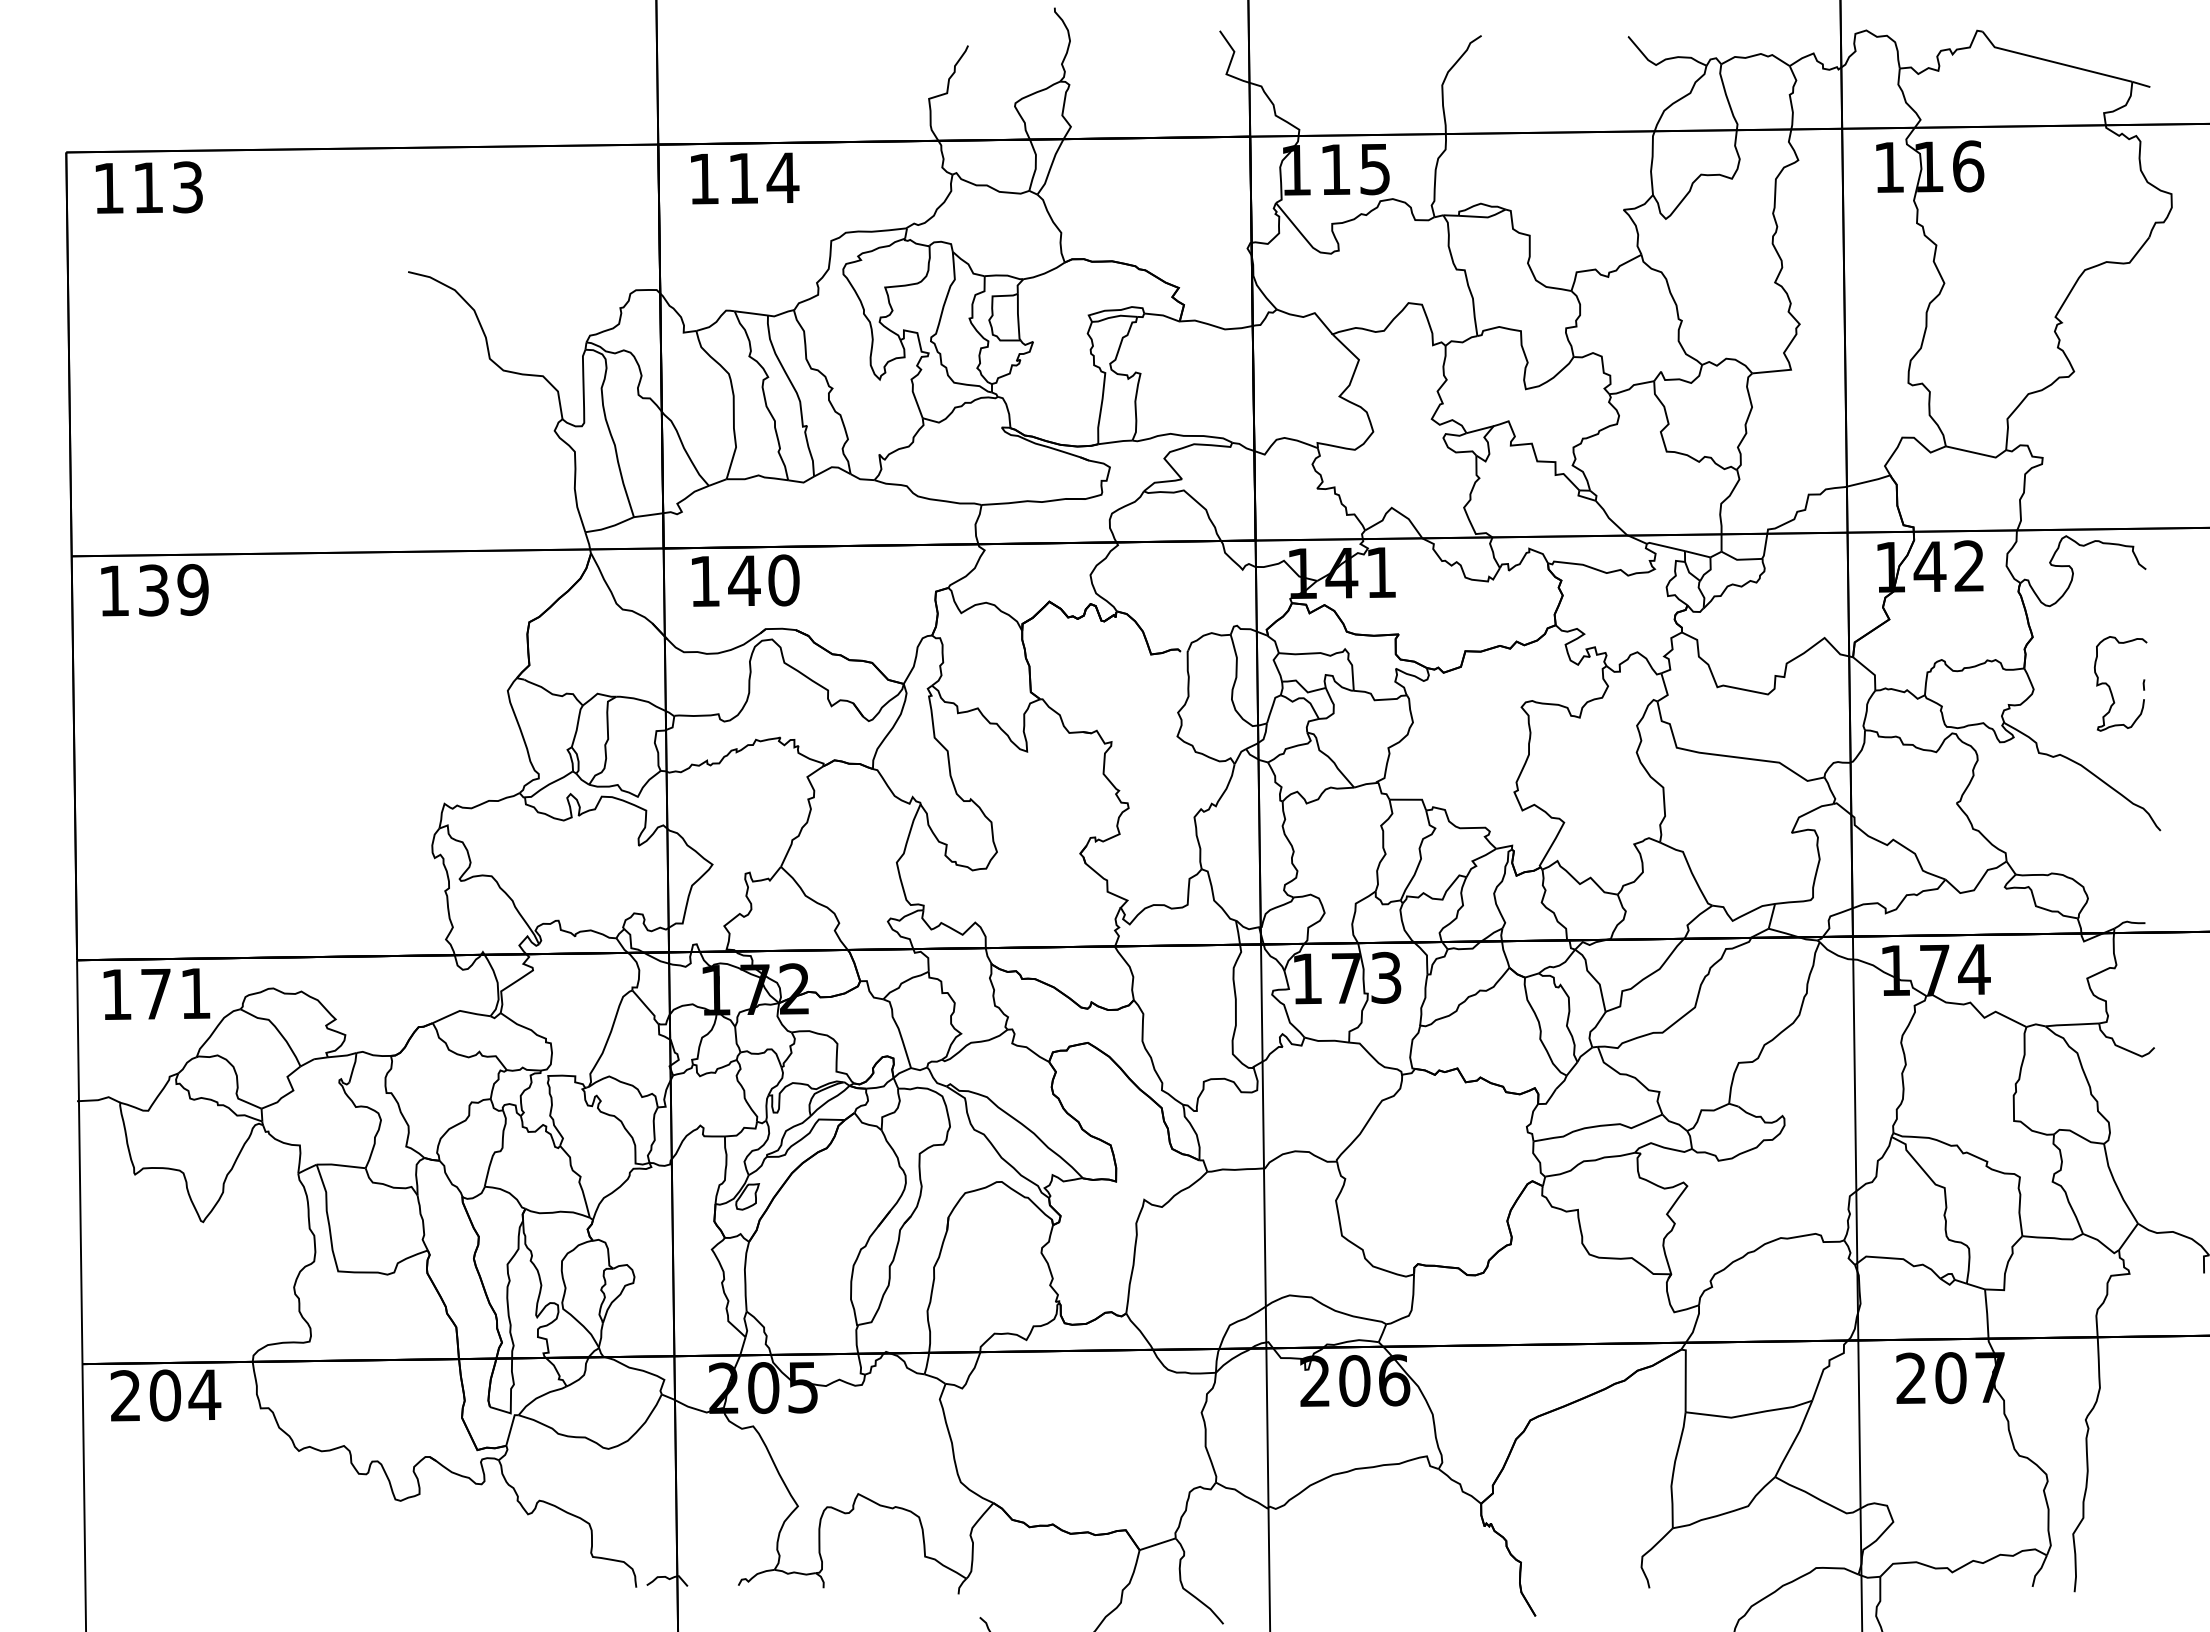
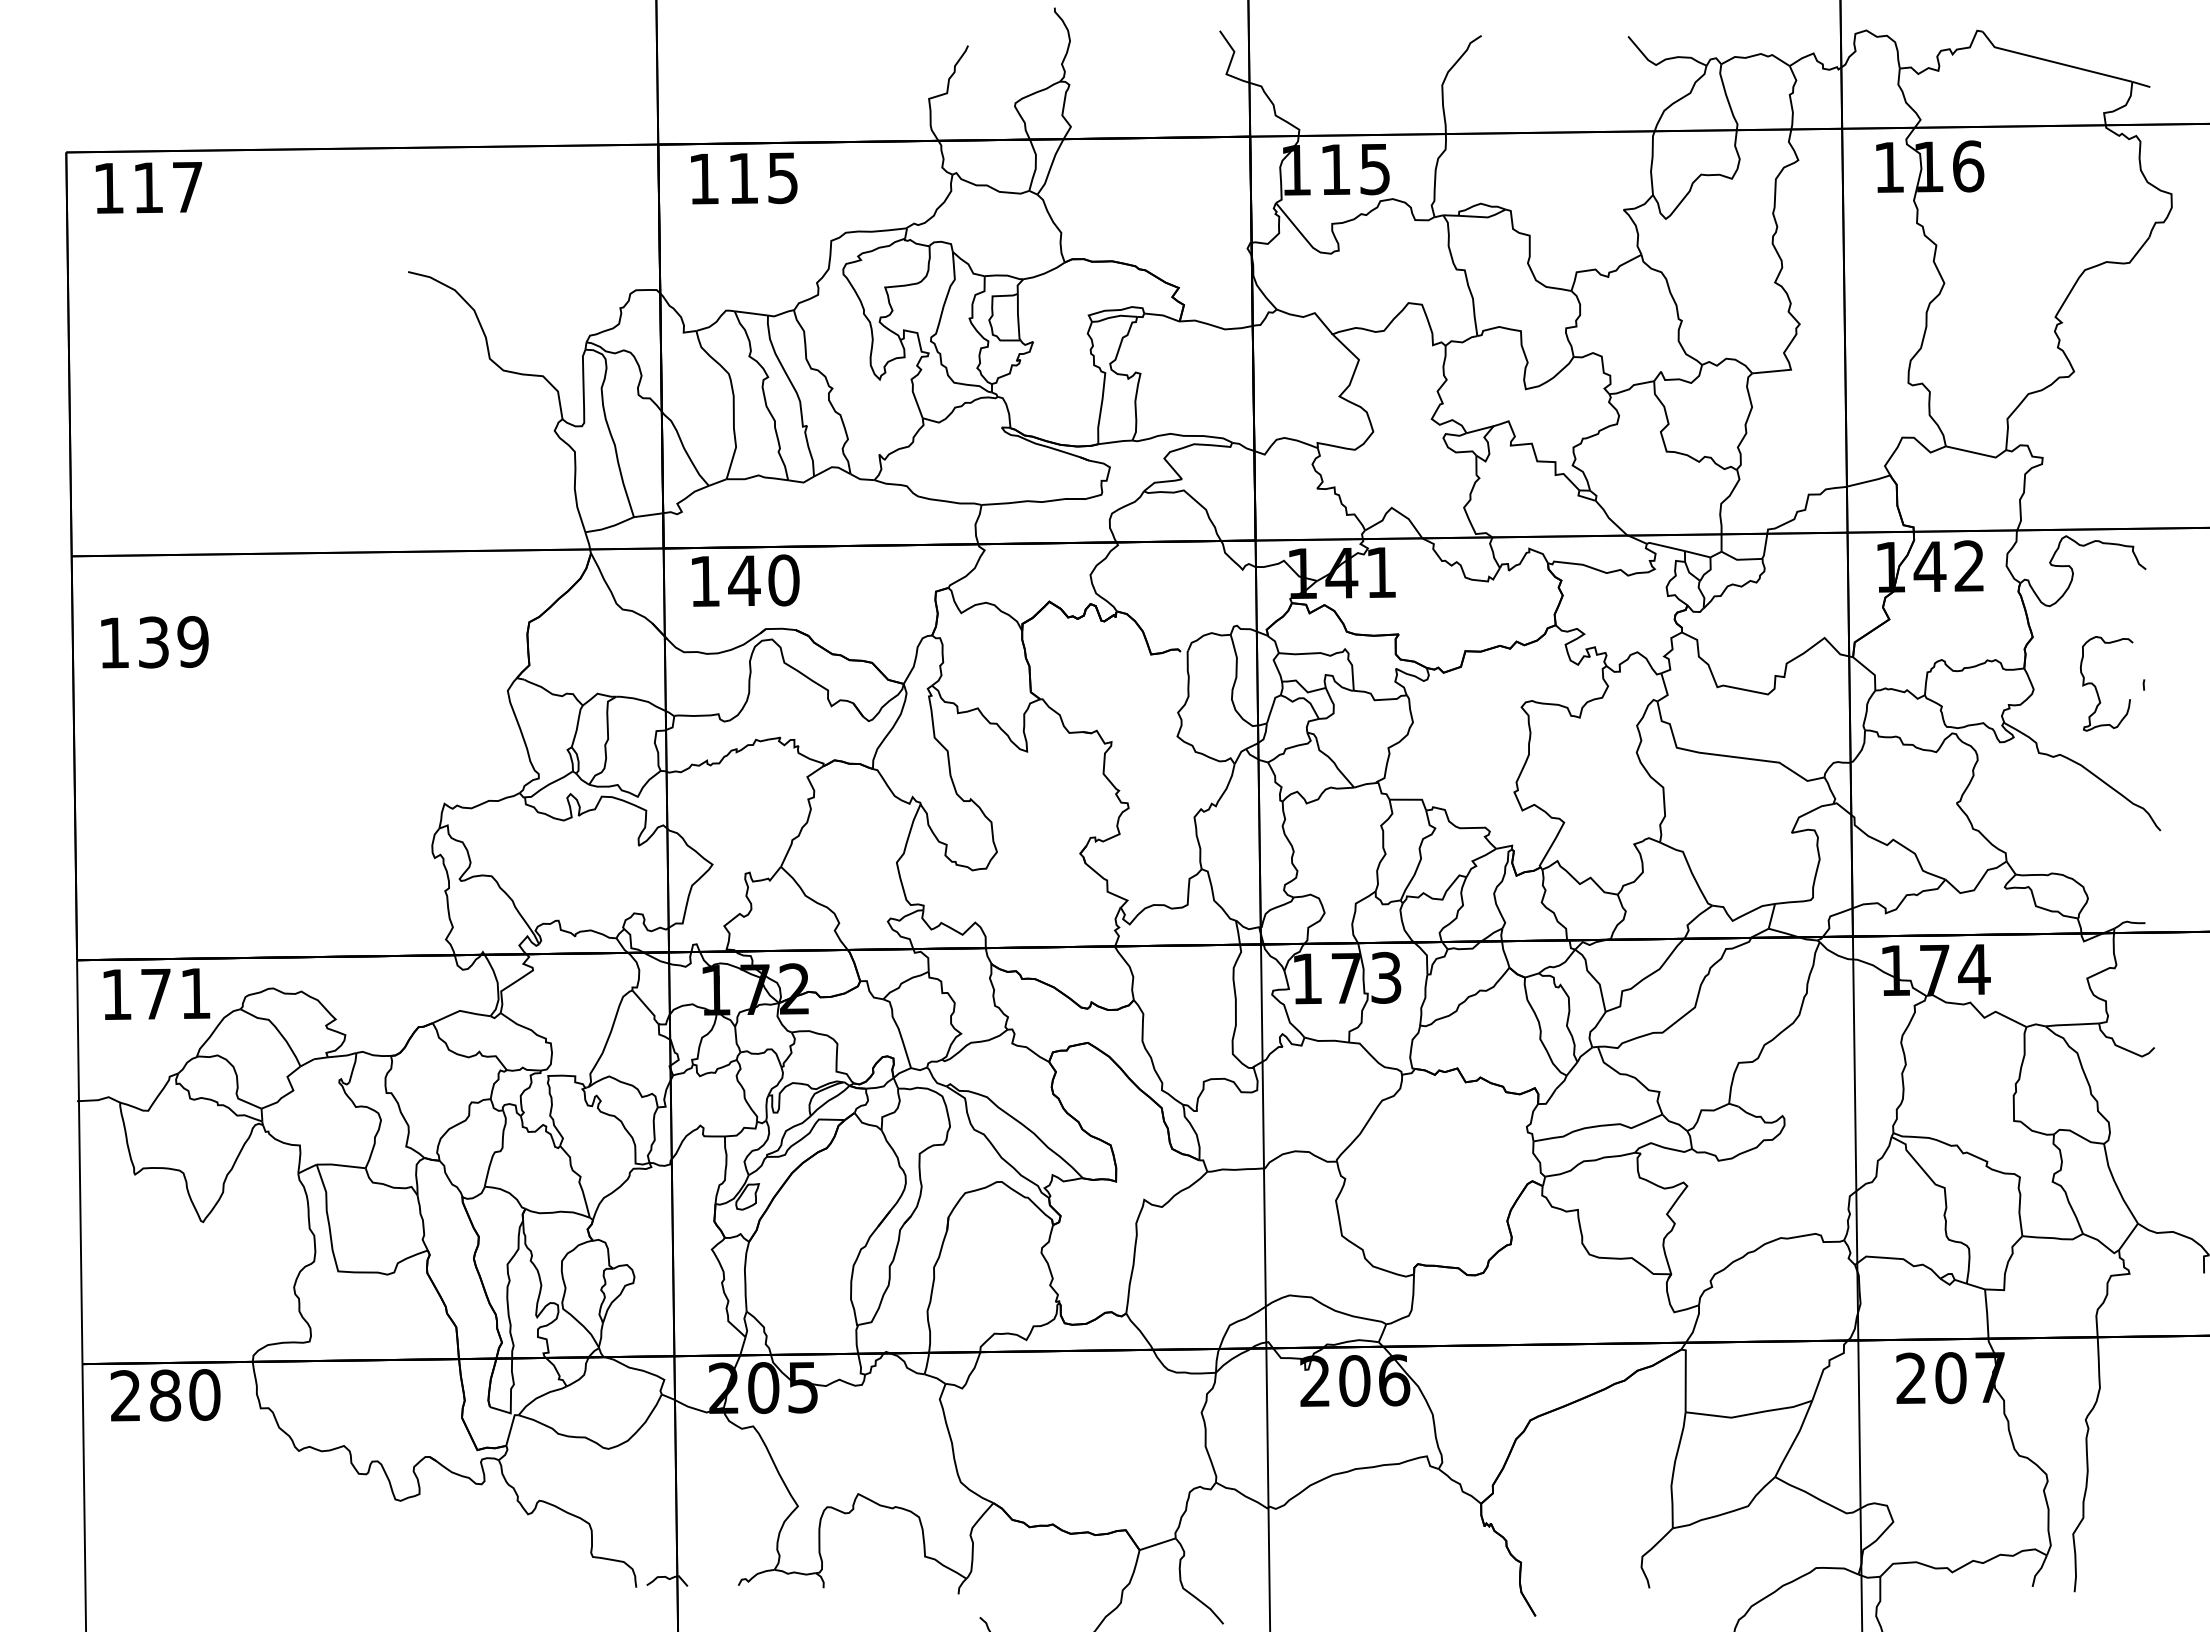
text: 114 -> 115 (782, 178)
text: 113 -> 117 (187, 187)
text position: (154, 590) -> (154, 642) (154, 642)
curve position: (2110, 686) -> (2096, 686) (2096, 686)
text: 204 -> 280 (185, 1395)
